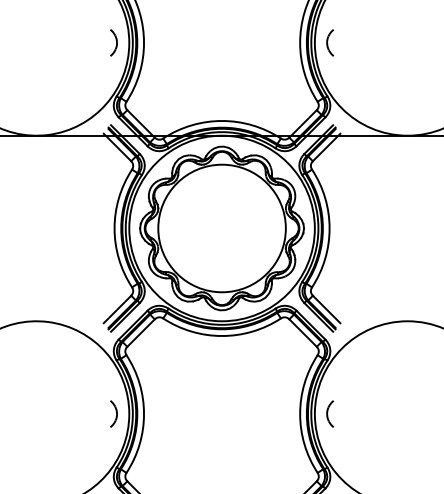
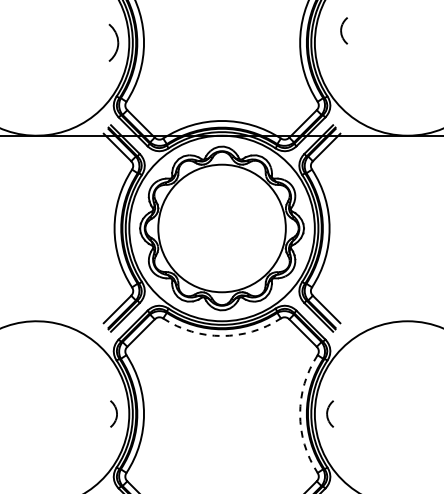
part size: 8x28 px -> 12x39 px (113, 42)
part position: (330, 42) -> (344, 30) (344, 30)
arc: solid -> dashed (222, 336)
arc: solid -> dashed (300, 414)
